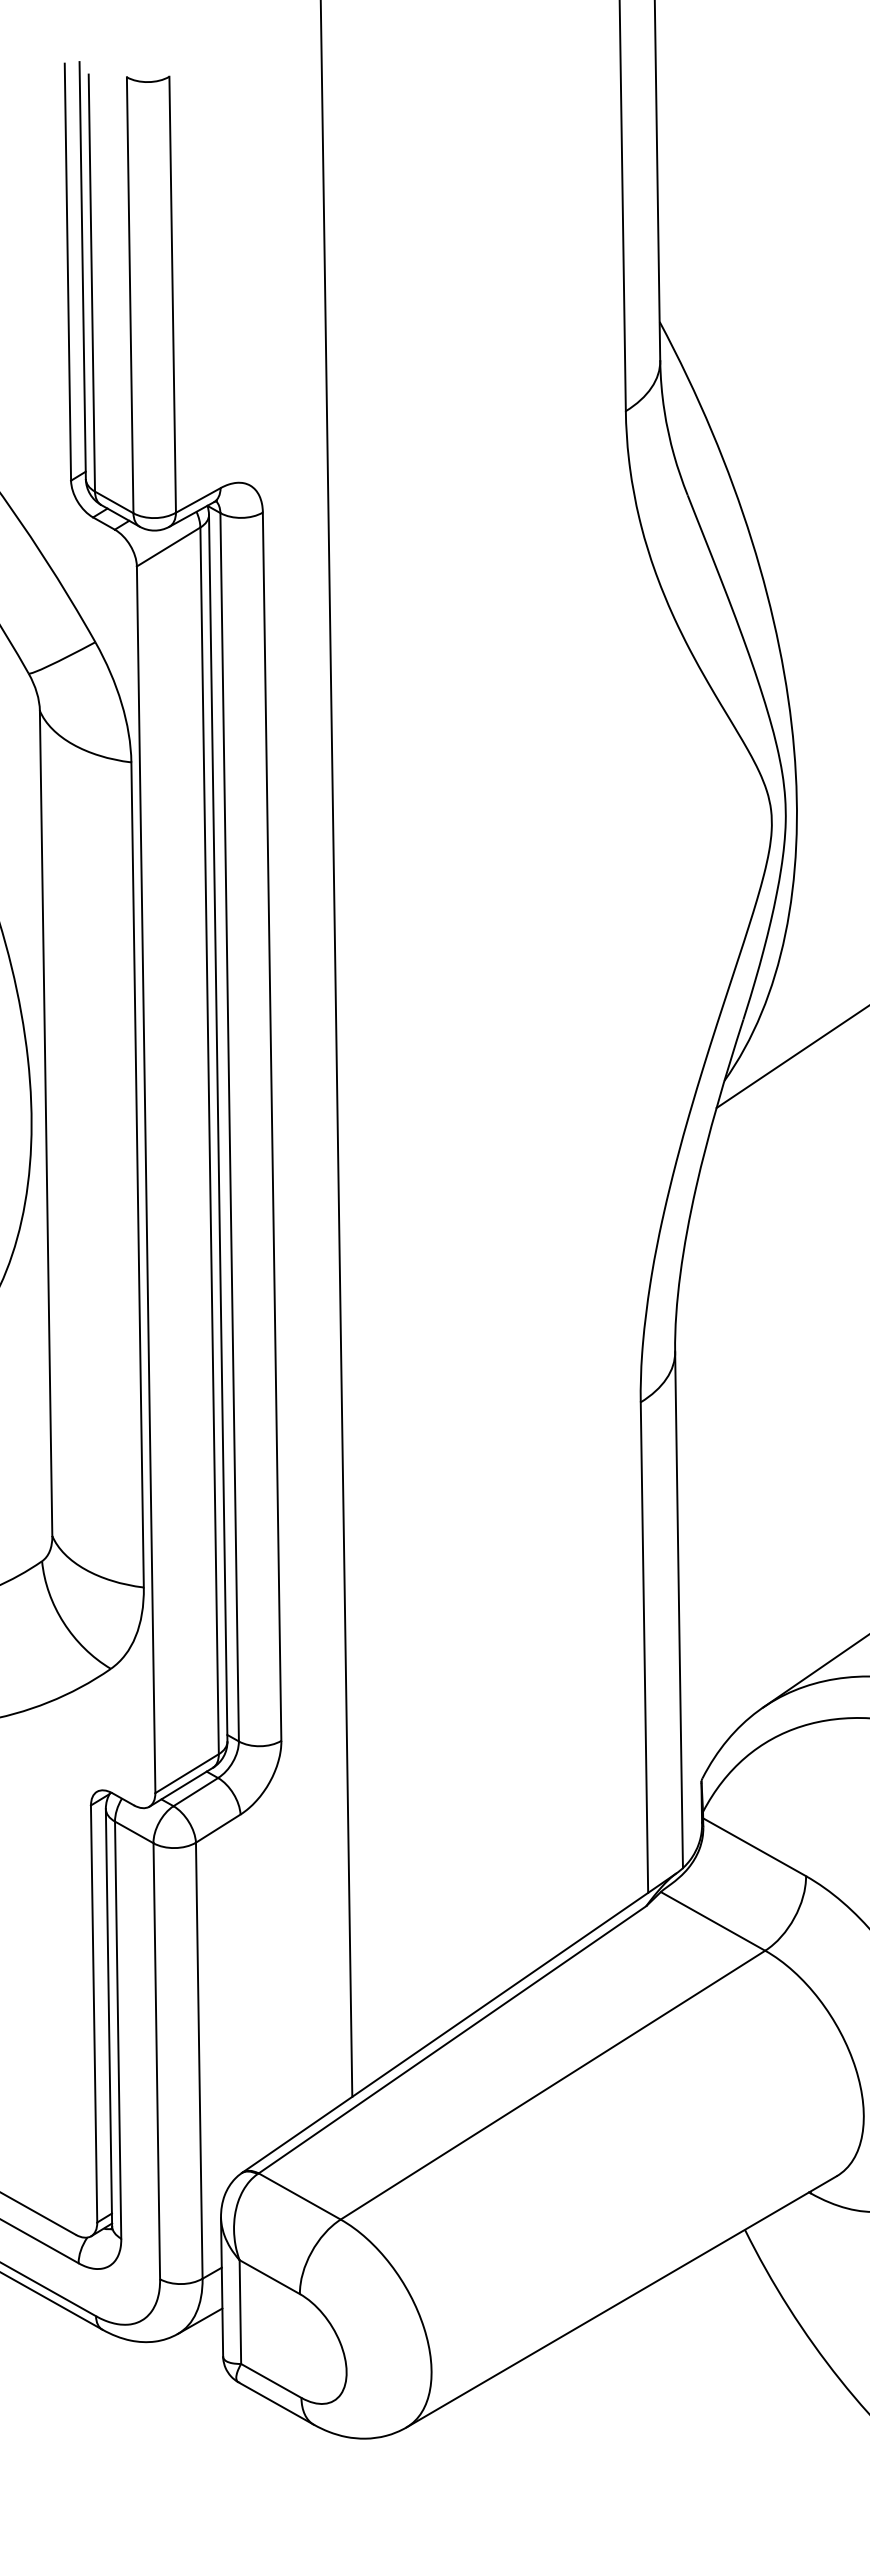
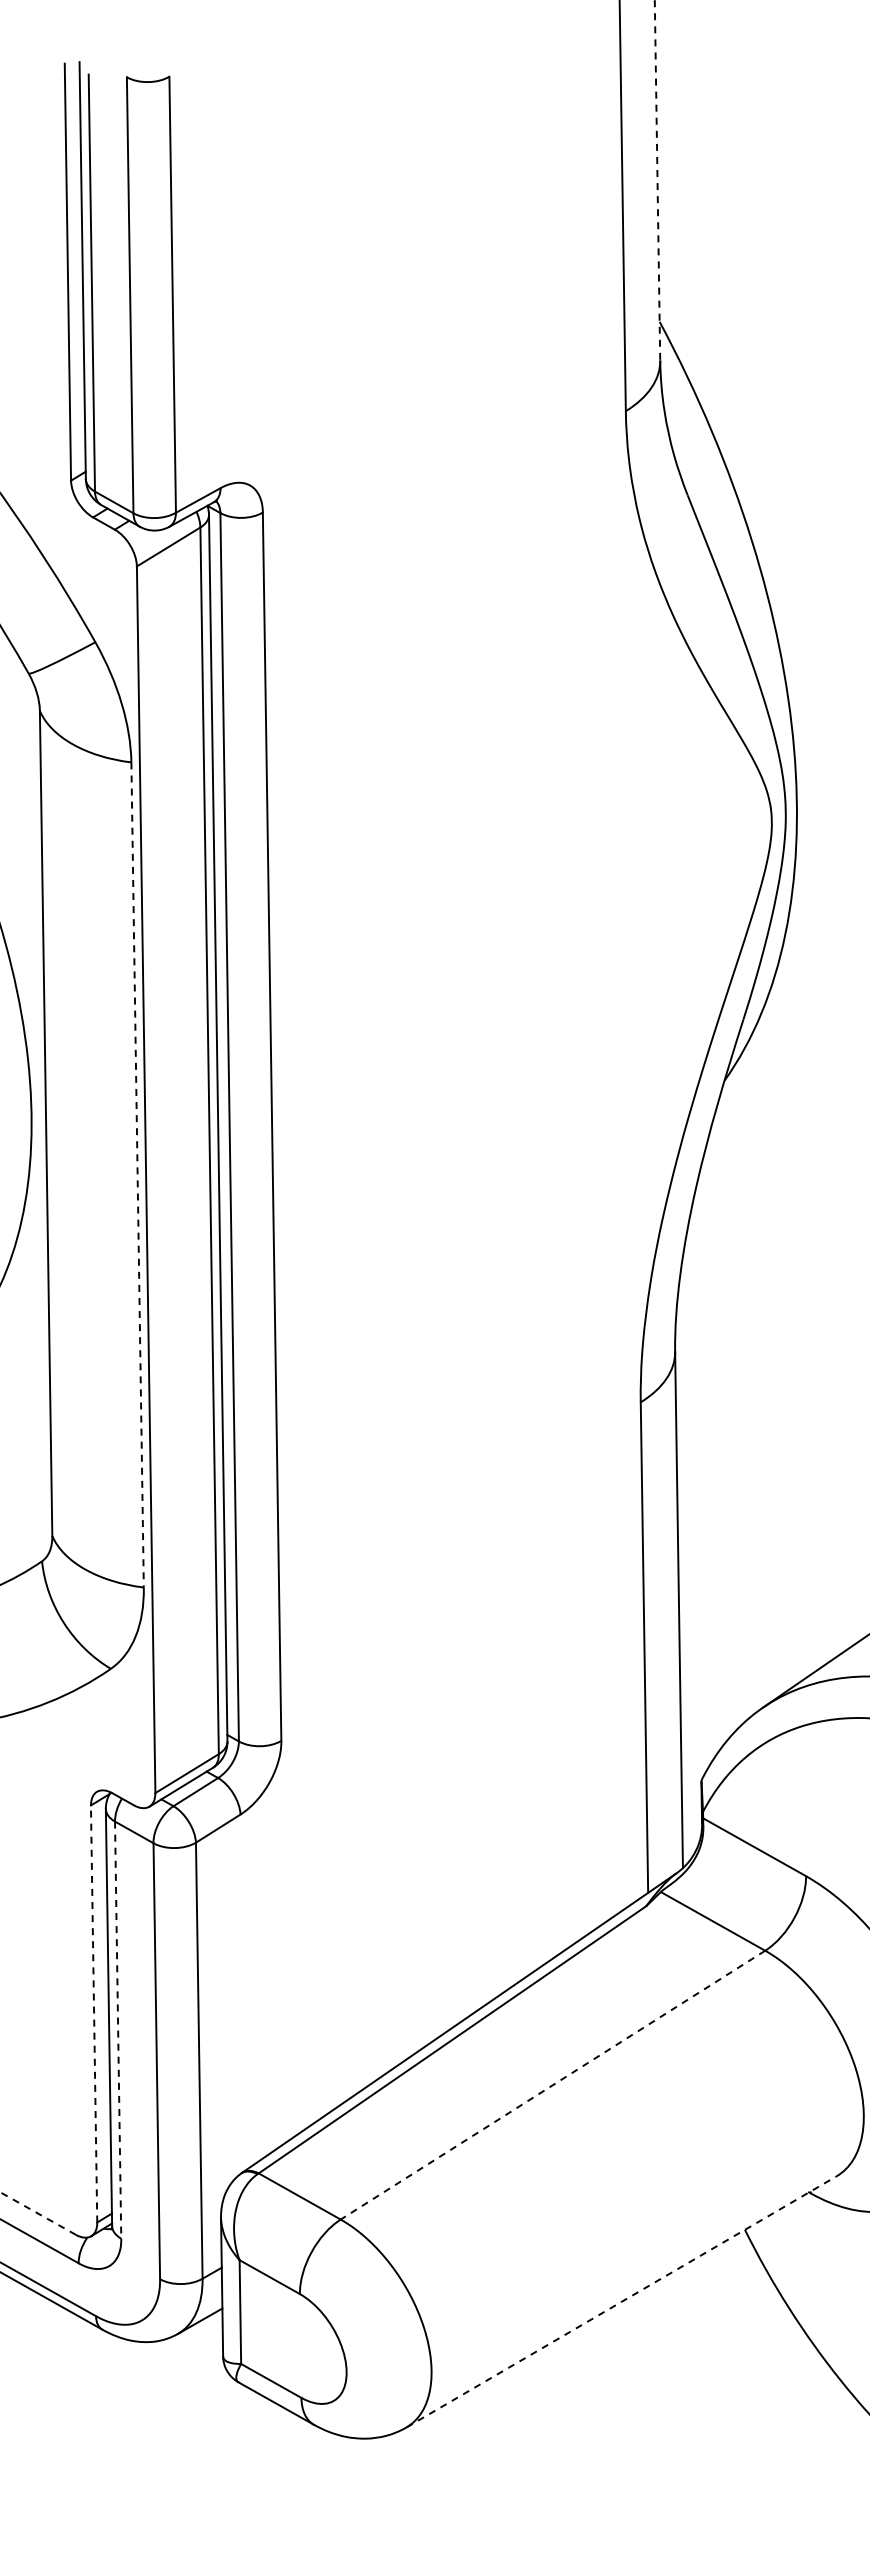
line: solid -> dashed (657, 180)
line: present -> none (336, 1049)
line: present -> none (791, 1057)
line: solid -> dashed (137, 1174)
line: solid -> dashed (94, 2014)
line: solid -> dashed (118, 2030)
line: solid -> dashed (552, 2085)
line: solid -> dashed (37, 2213)
line: solid -> dashed (622, 2301)
